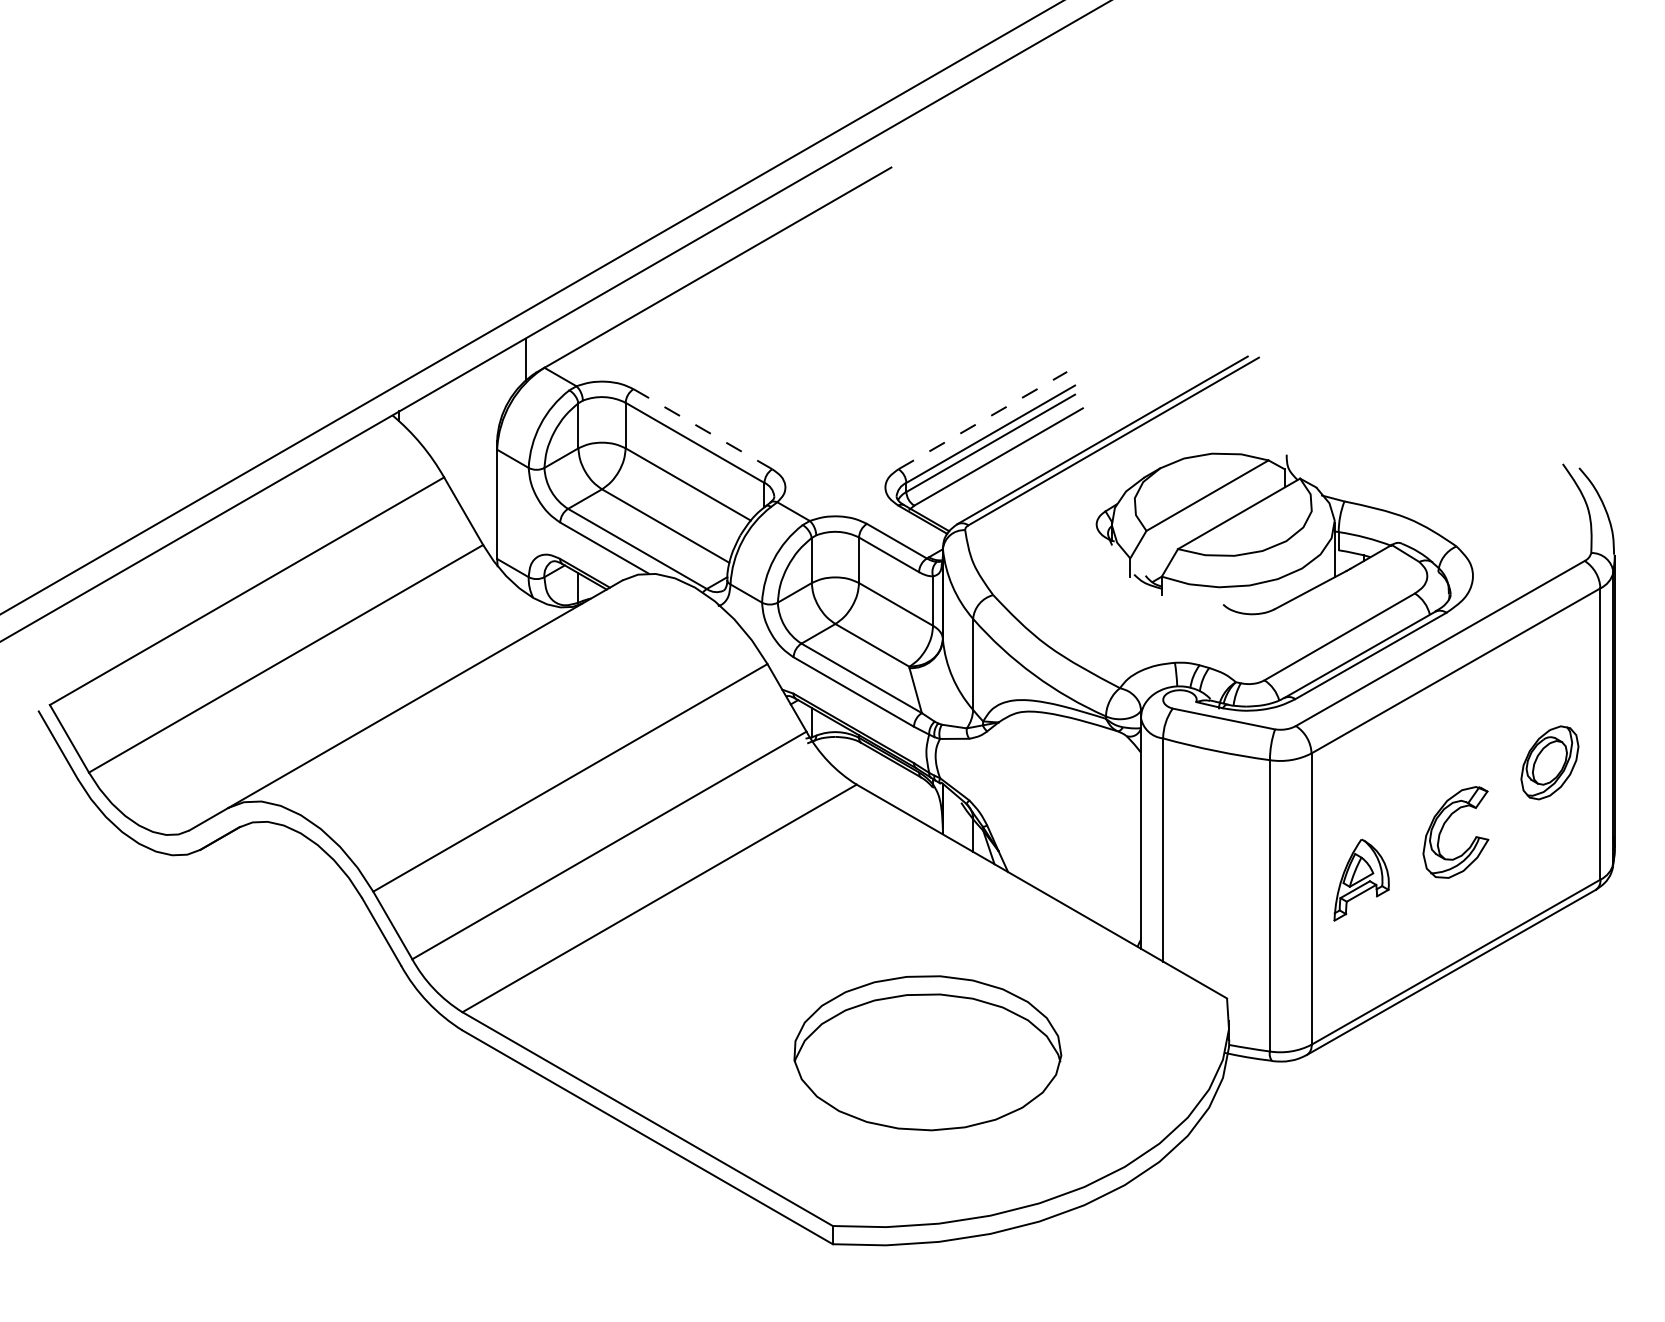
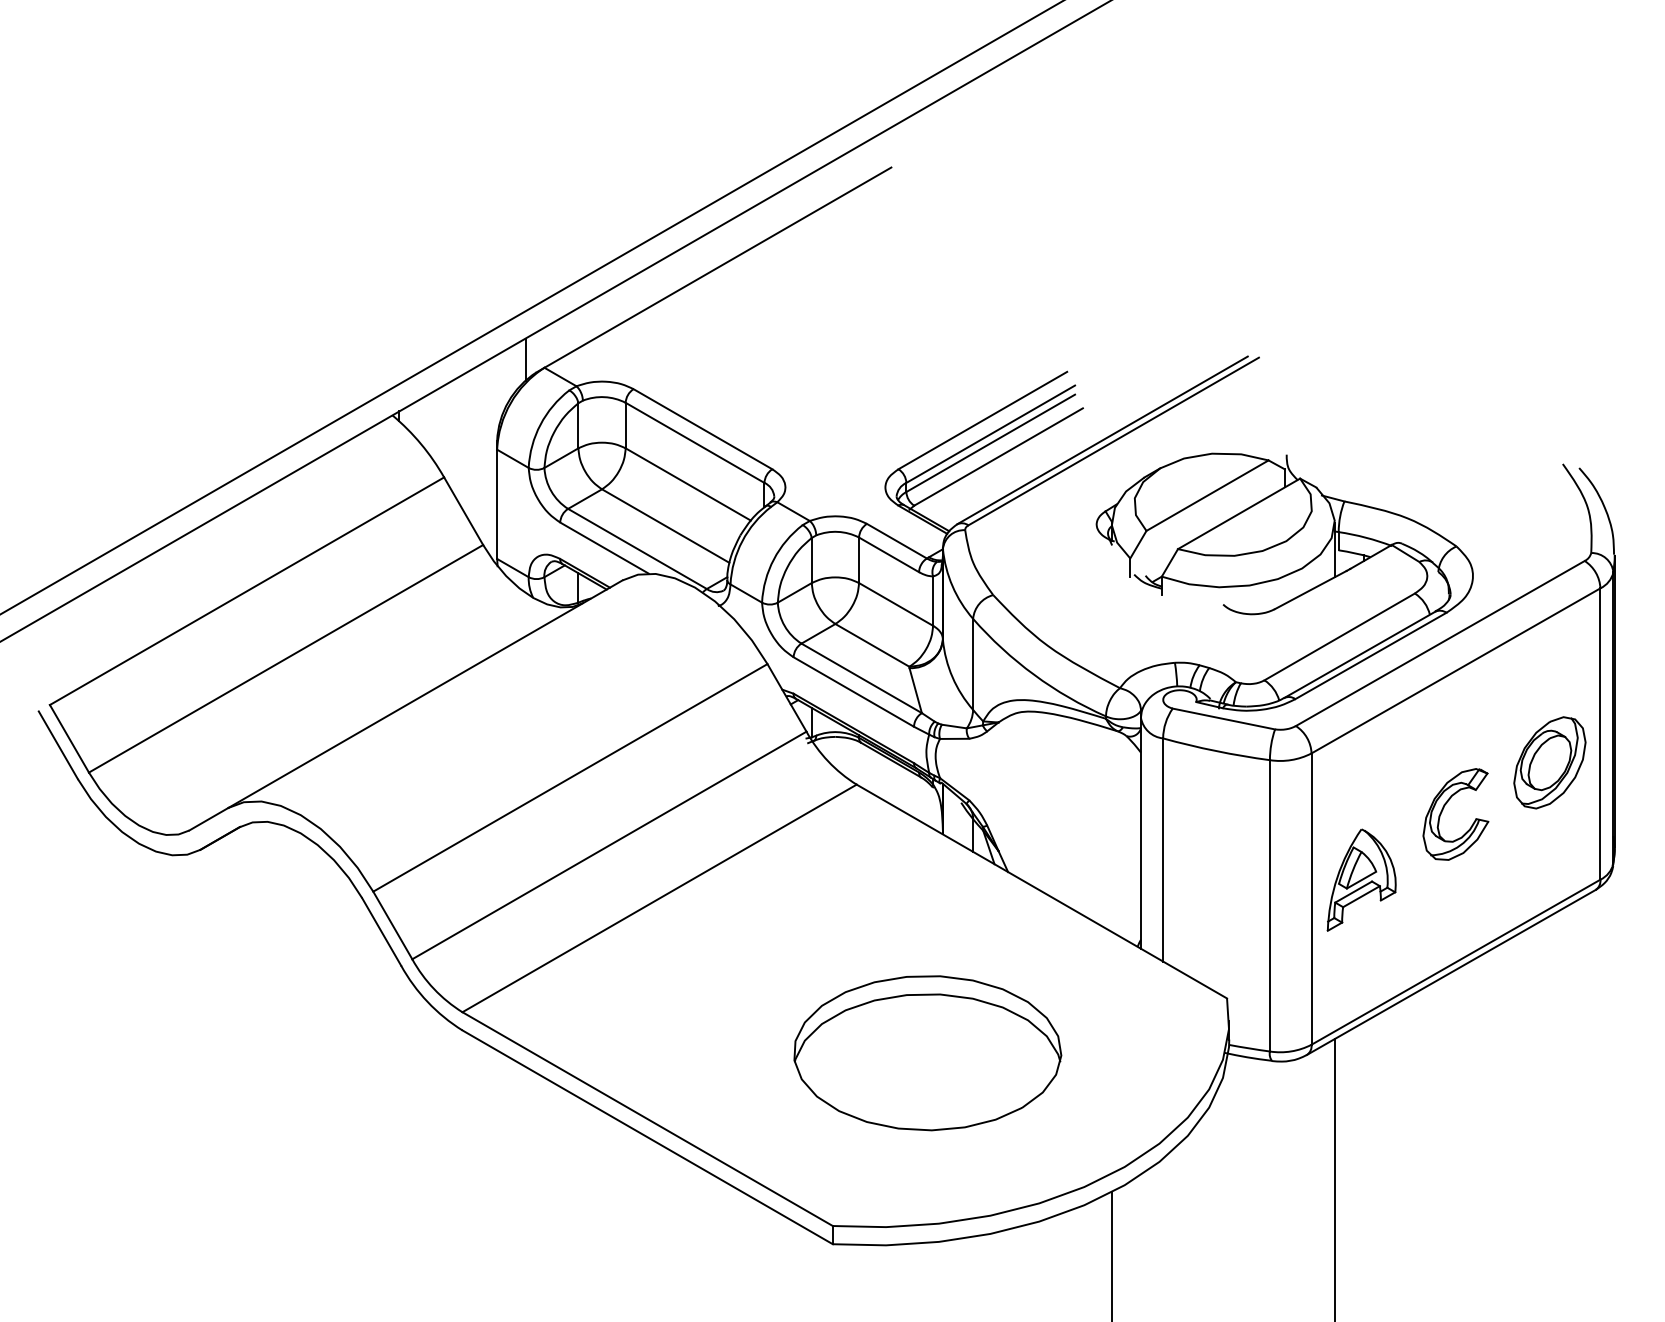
line: dashed -> solid (983, 420)
line: dashed -> solid (703, 429)
part size: 60x76 px -> 74x94 px (1549, 762)
part position: (1443, 828) -> (1443, 810) (1443, 810)
part size: 57x84 px -> 71x104 px (1361, 879)
line: none -> present (1334, 1178)
line: none -> present (1111, 1255)
